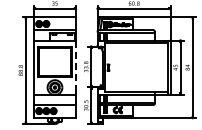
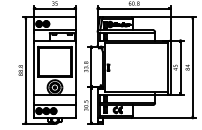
line: dashed -> solid (76, 67)
